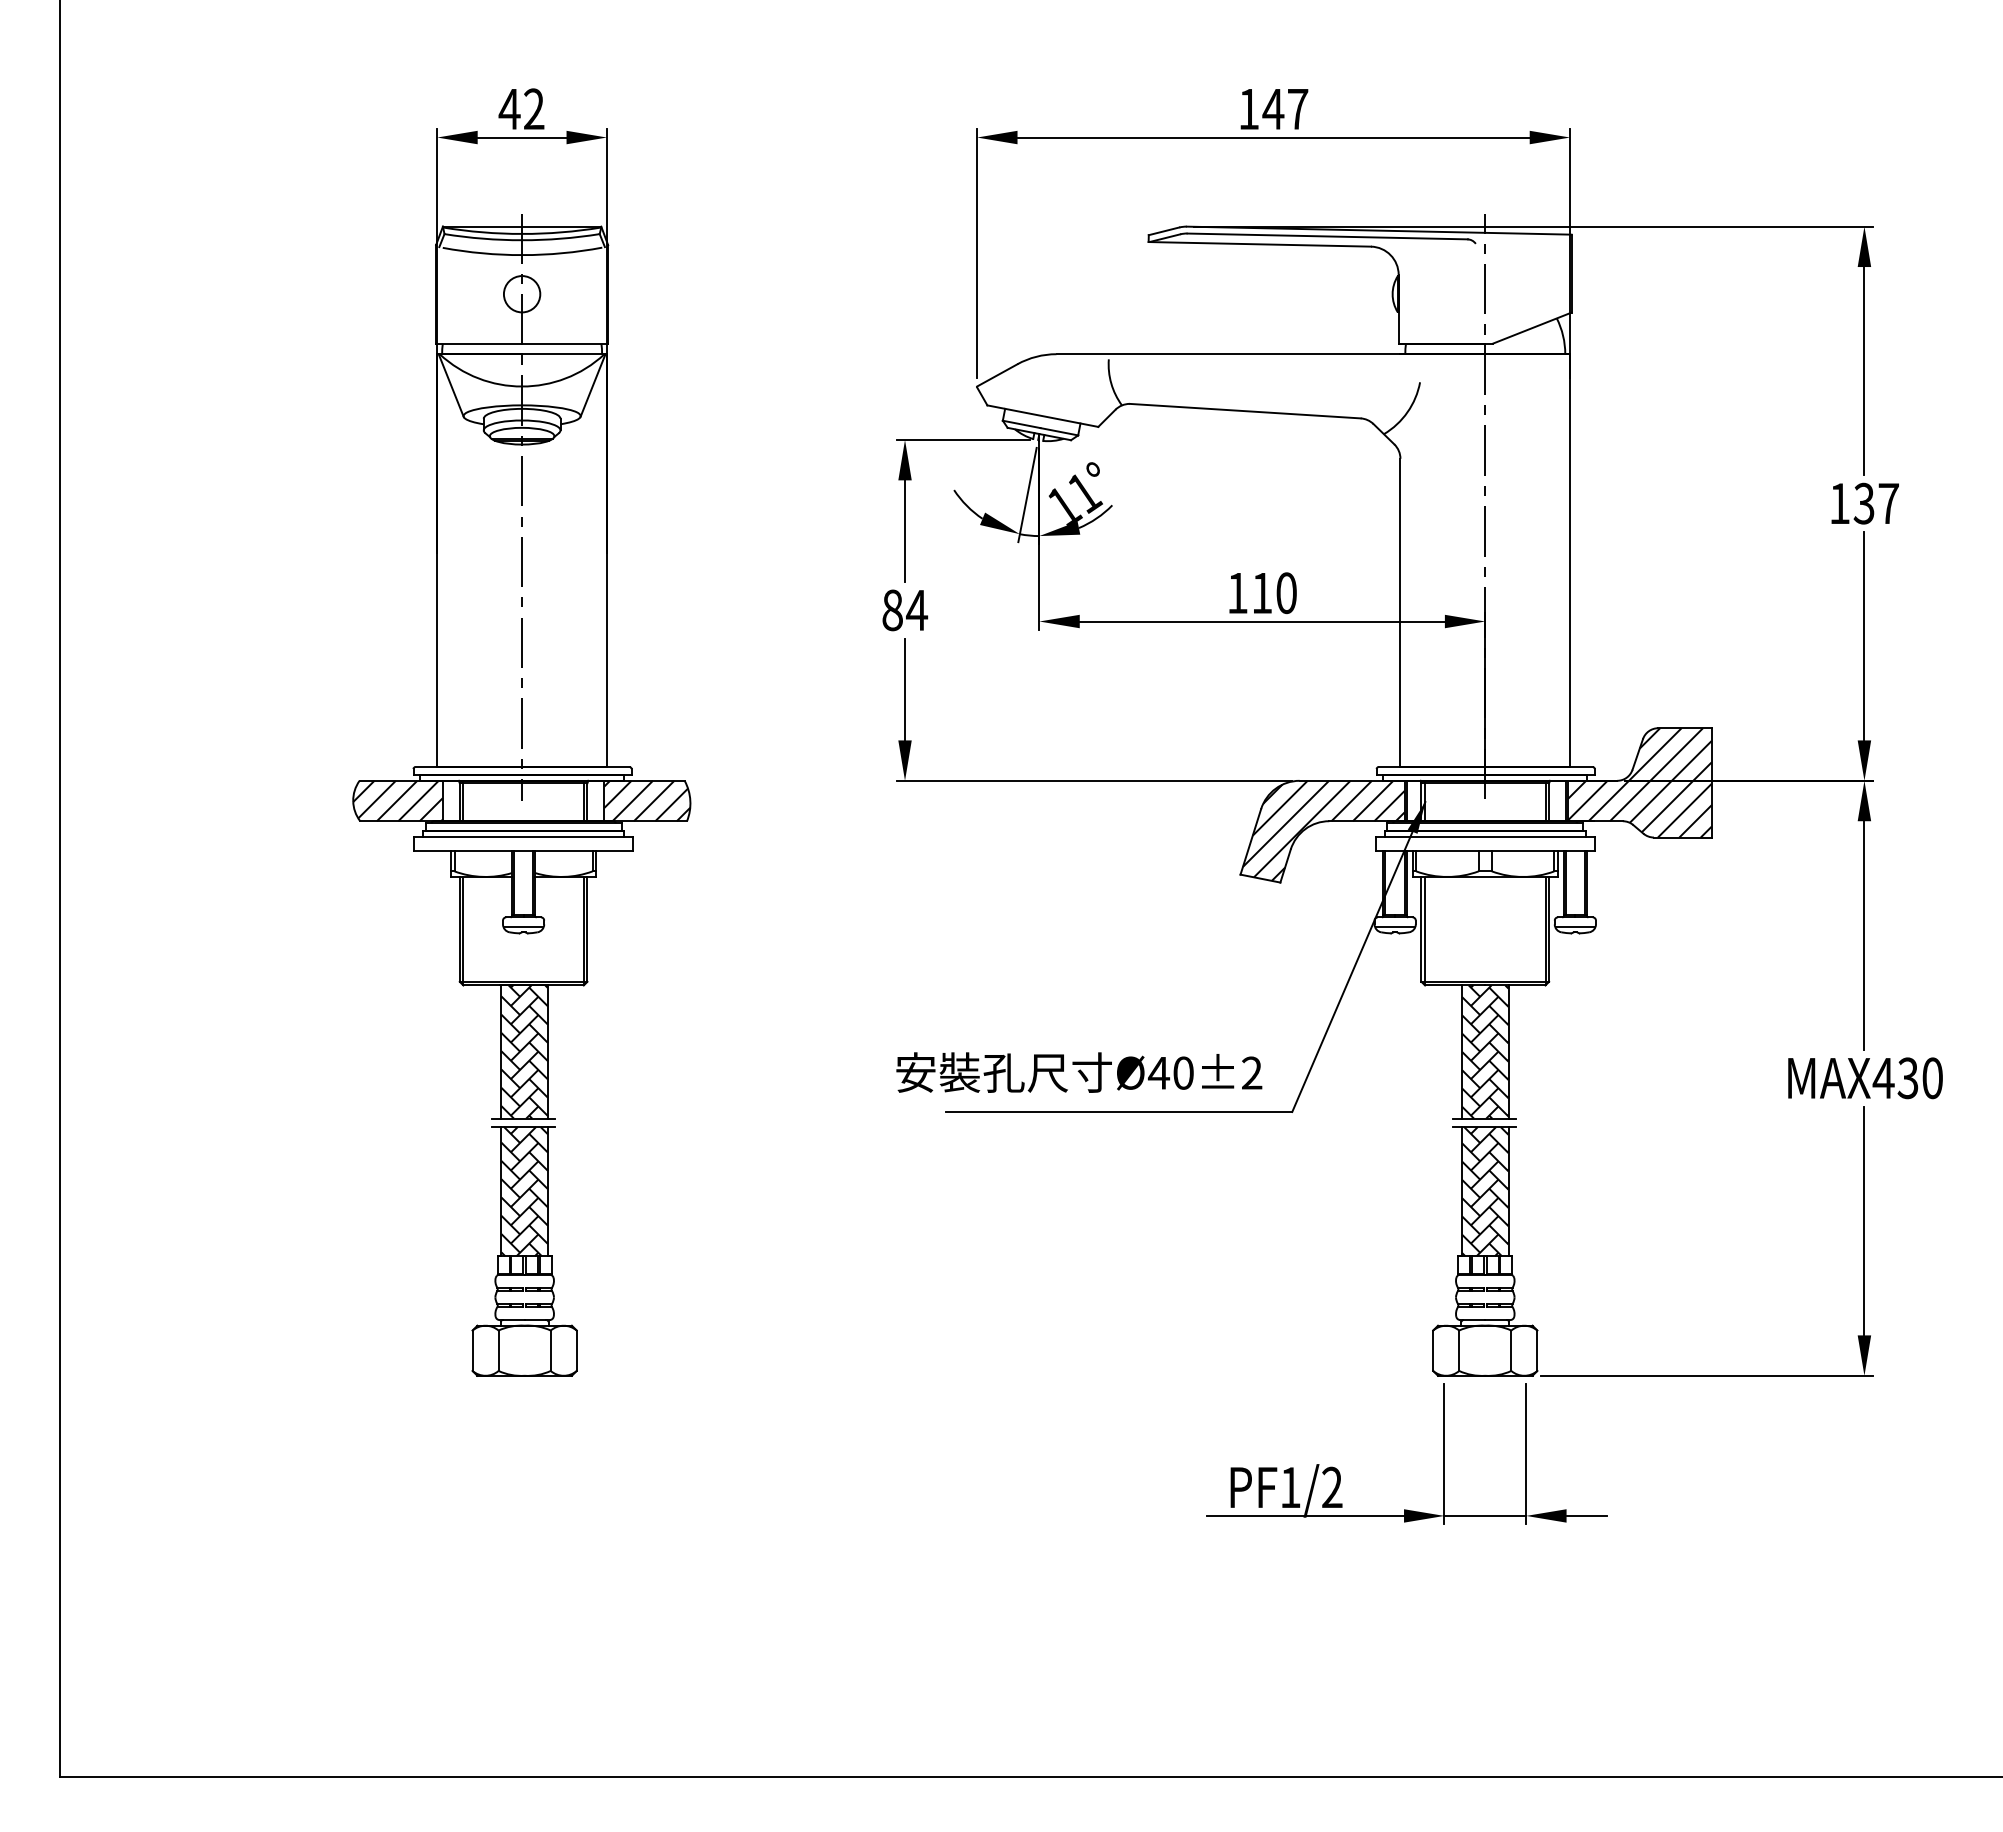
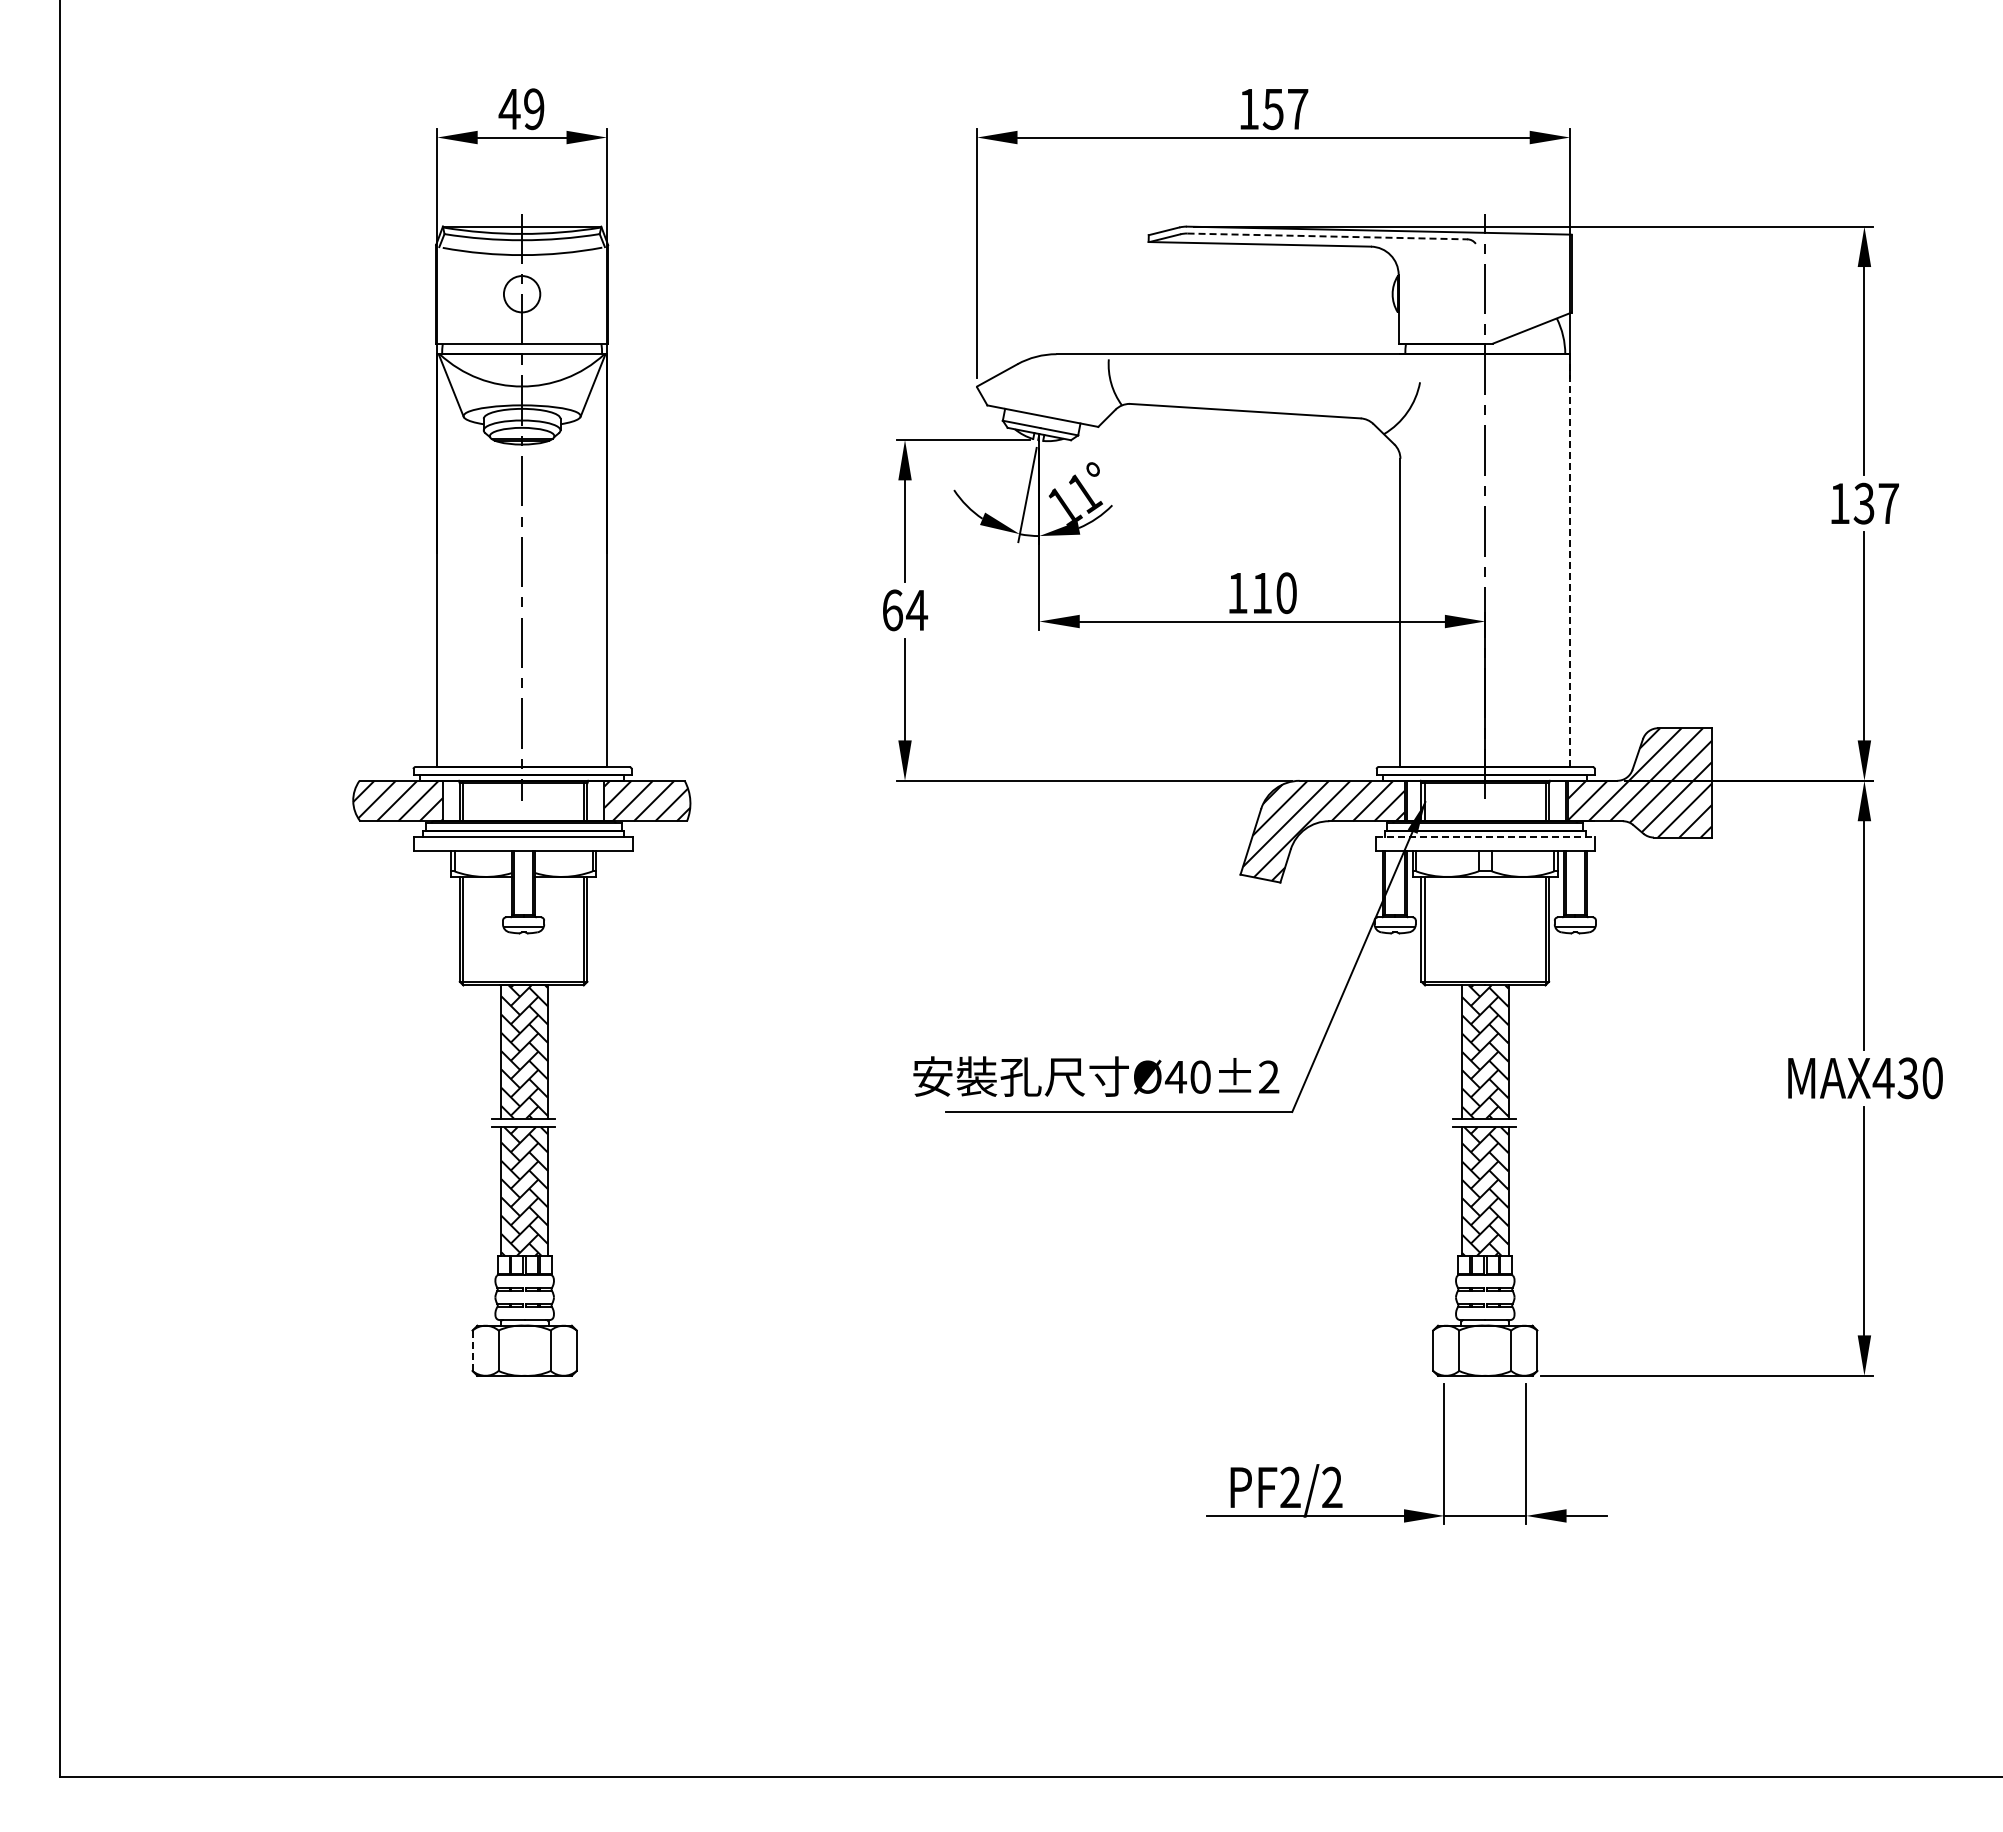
text: 42 -> 49 (534, 109)
text: 147 -> 157 (1273, 109)
line: solid -> dashed (1328, 236)
line: solid -> dashed (1570, 560)
text: 84 -> 64 (892, 610)
line: solid -> dashed (1485, 836)
text position: (1079, 1072) -> (1096, 1076) (1096, 1076)
line: solid -> dashed (472, 1351)
text: PF1/2 -> PF2/2 (1290, 1486)
